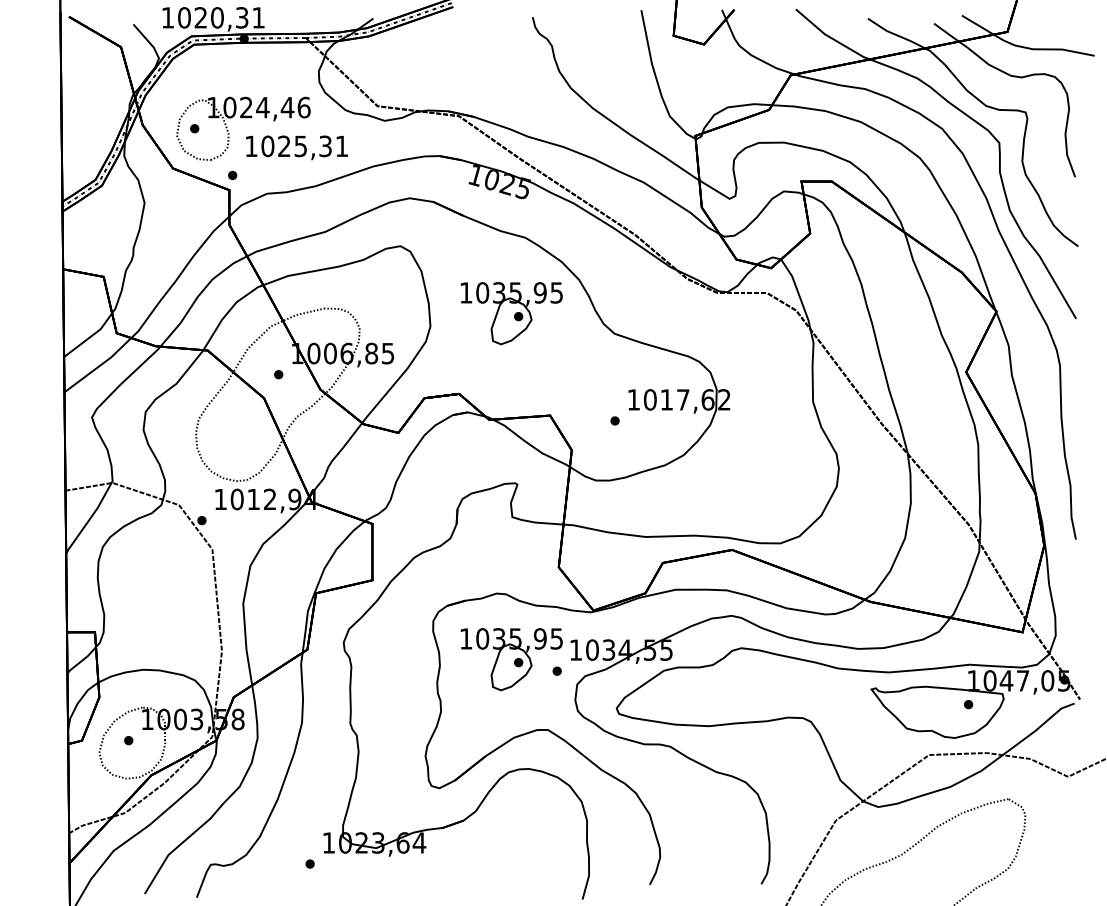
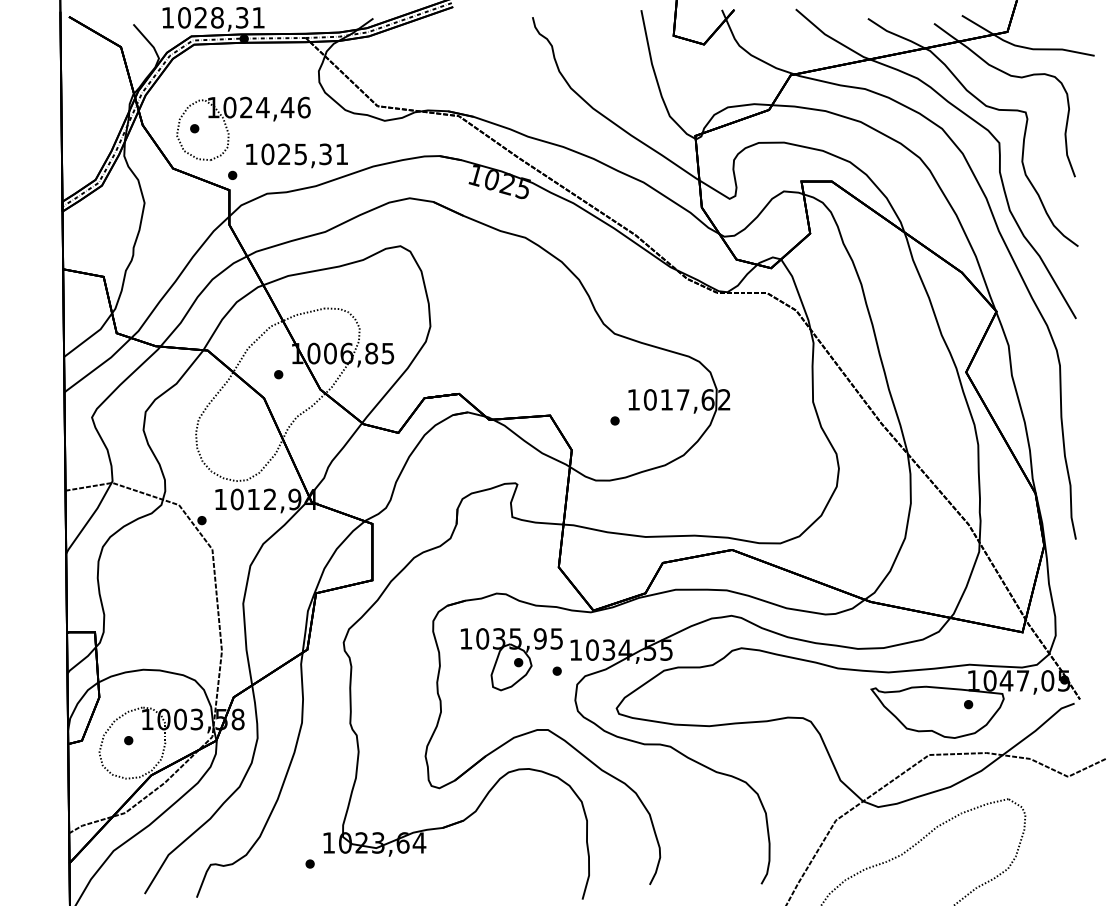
text: 1020,31 -> 1028,31 (217, 17)
text position: (296, 147) -> (296, 155) (296, 155)
part: present -> none (511, 313)
